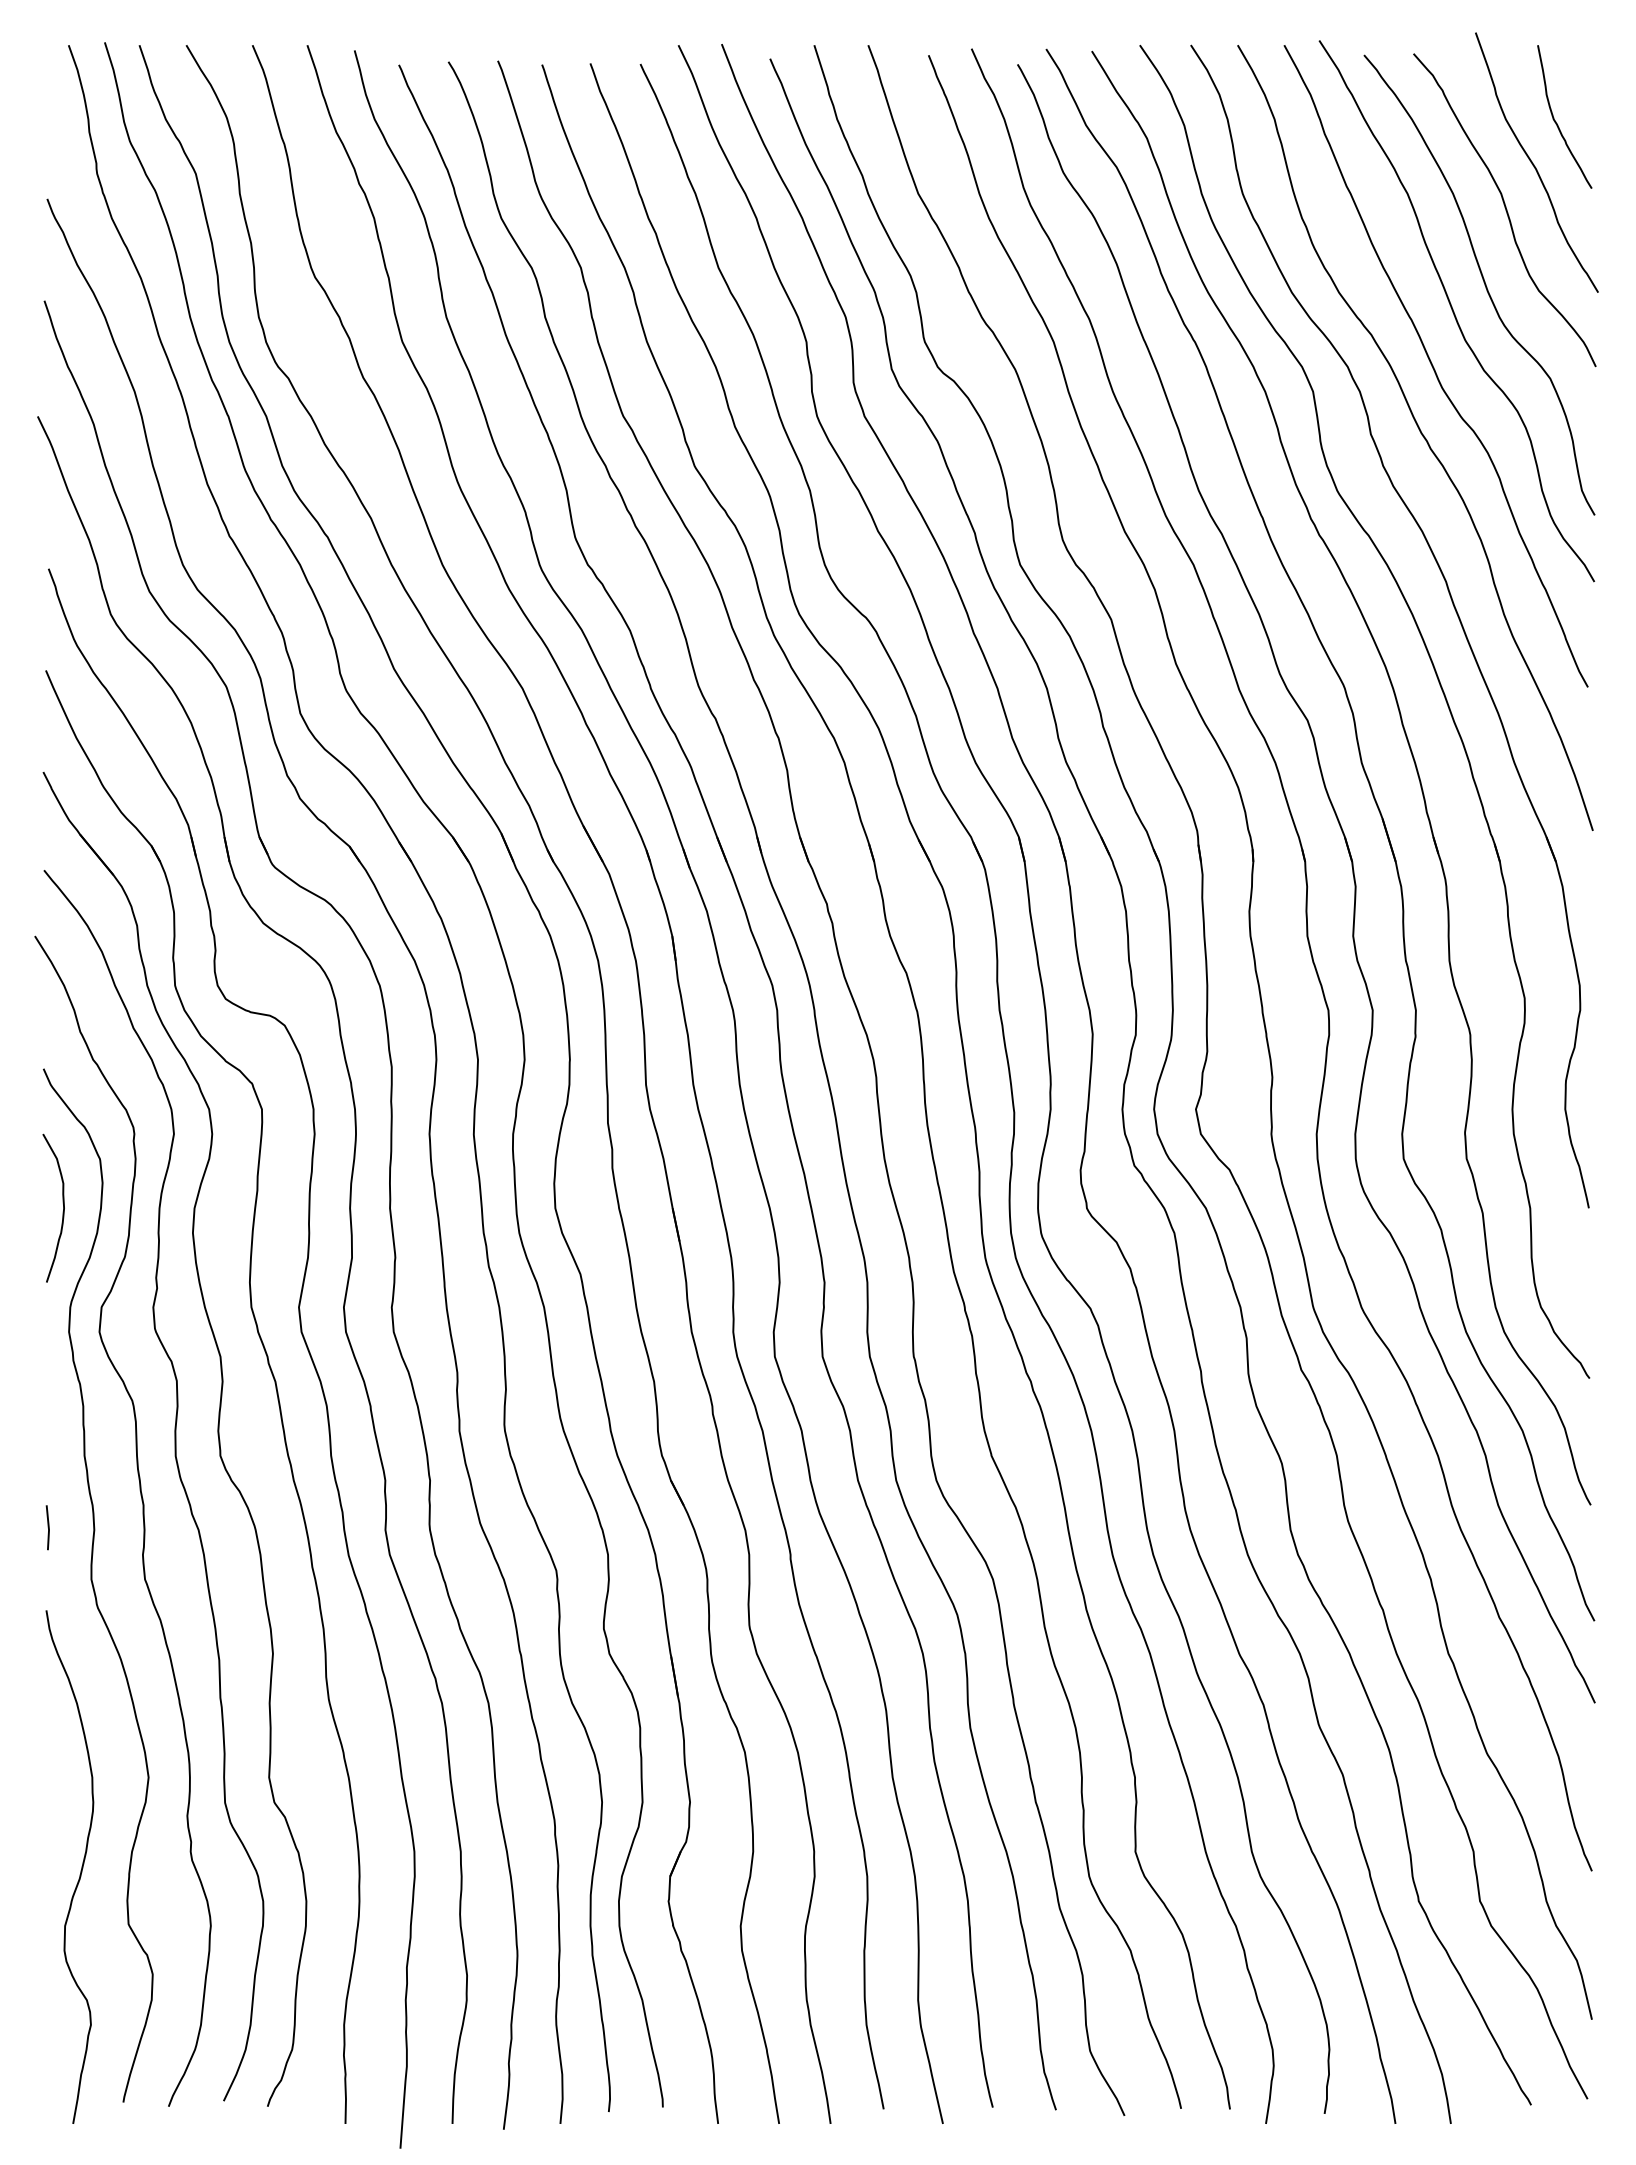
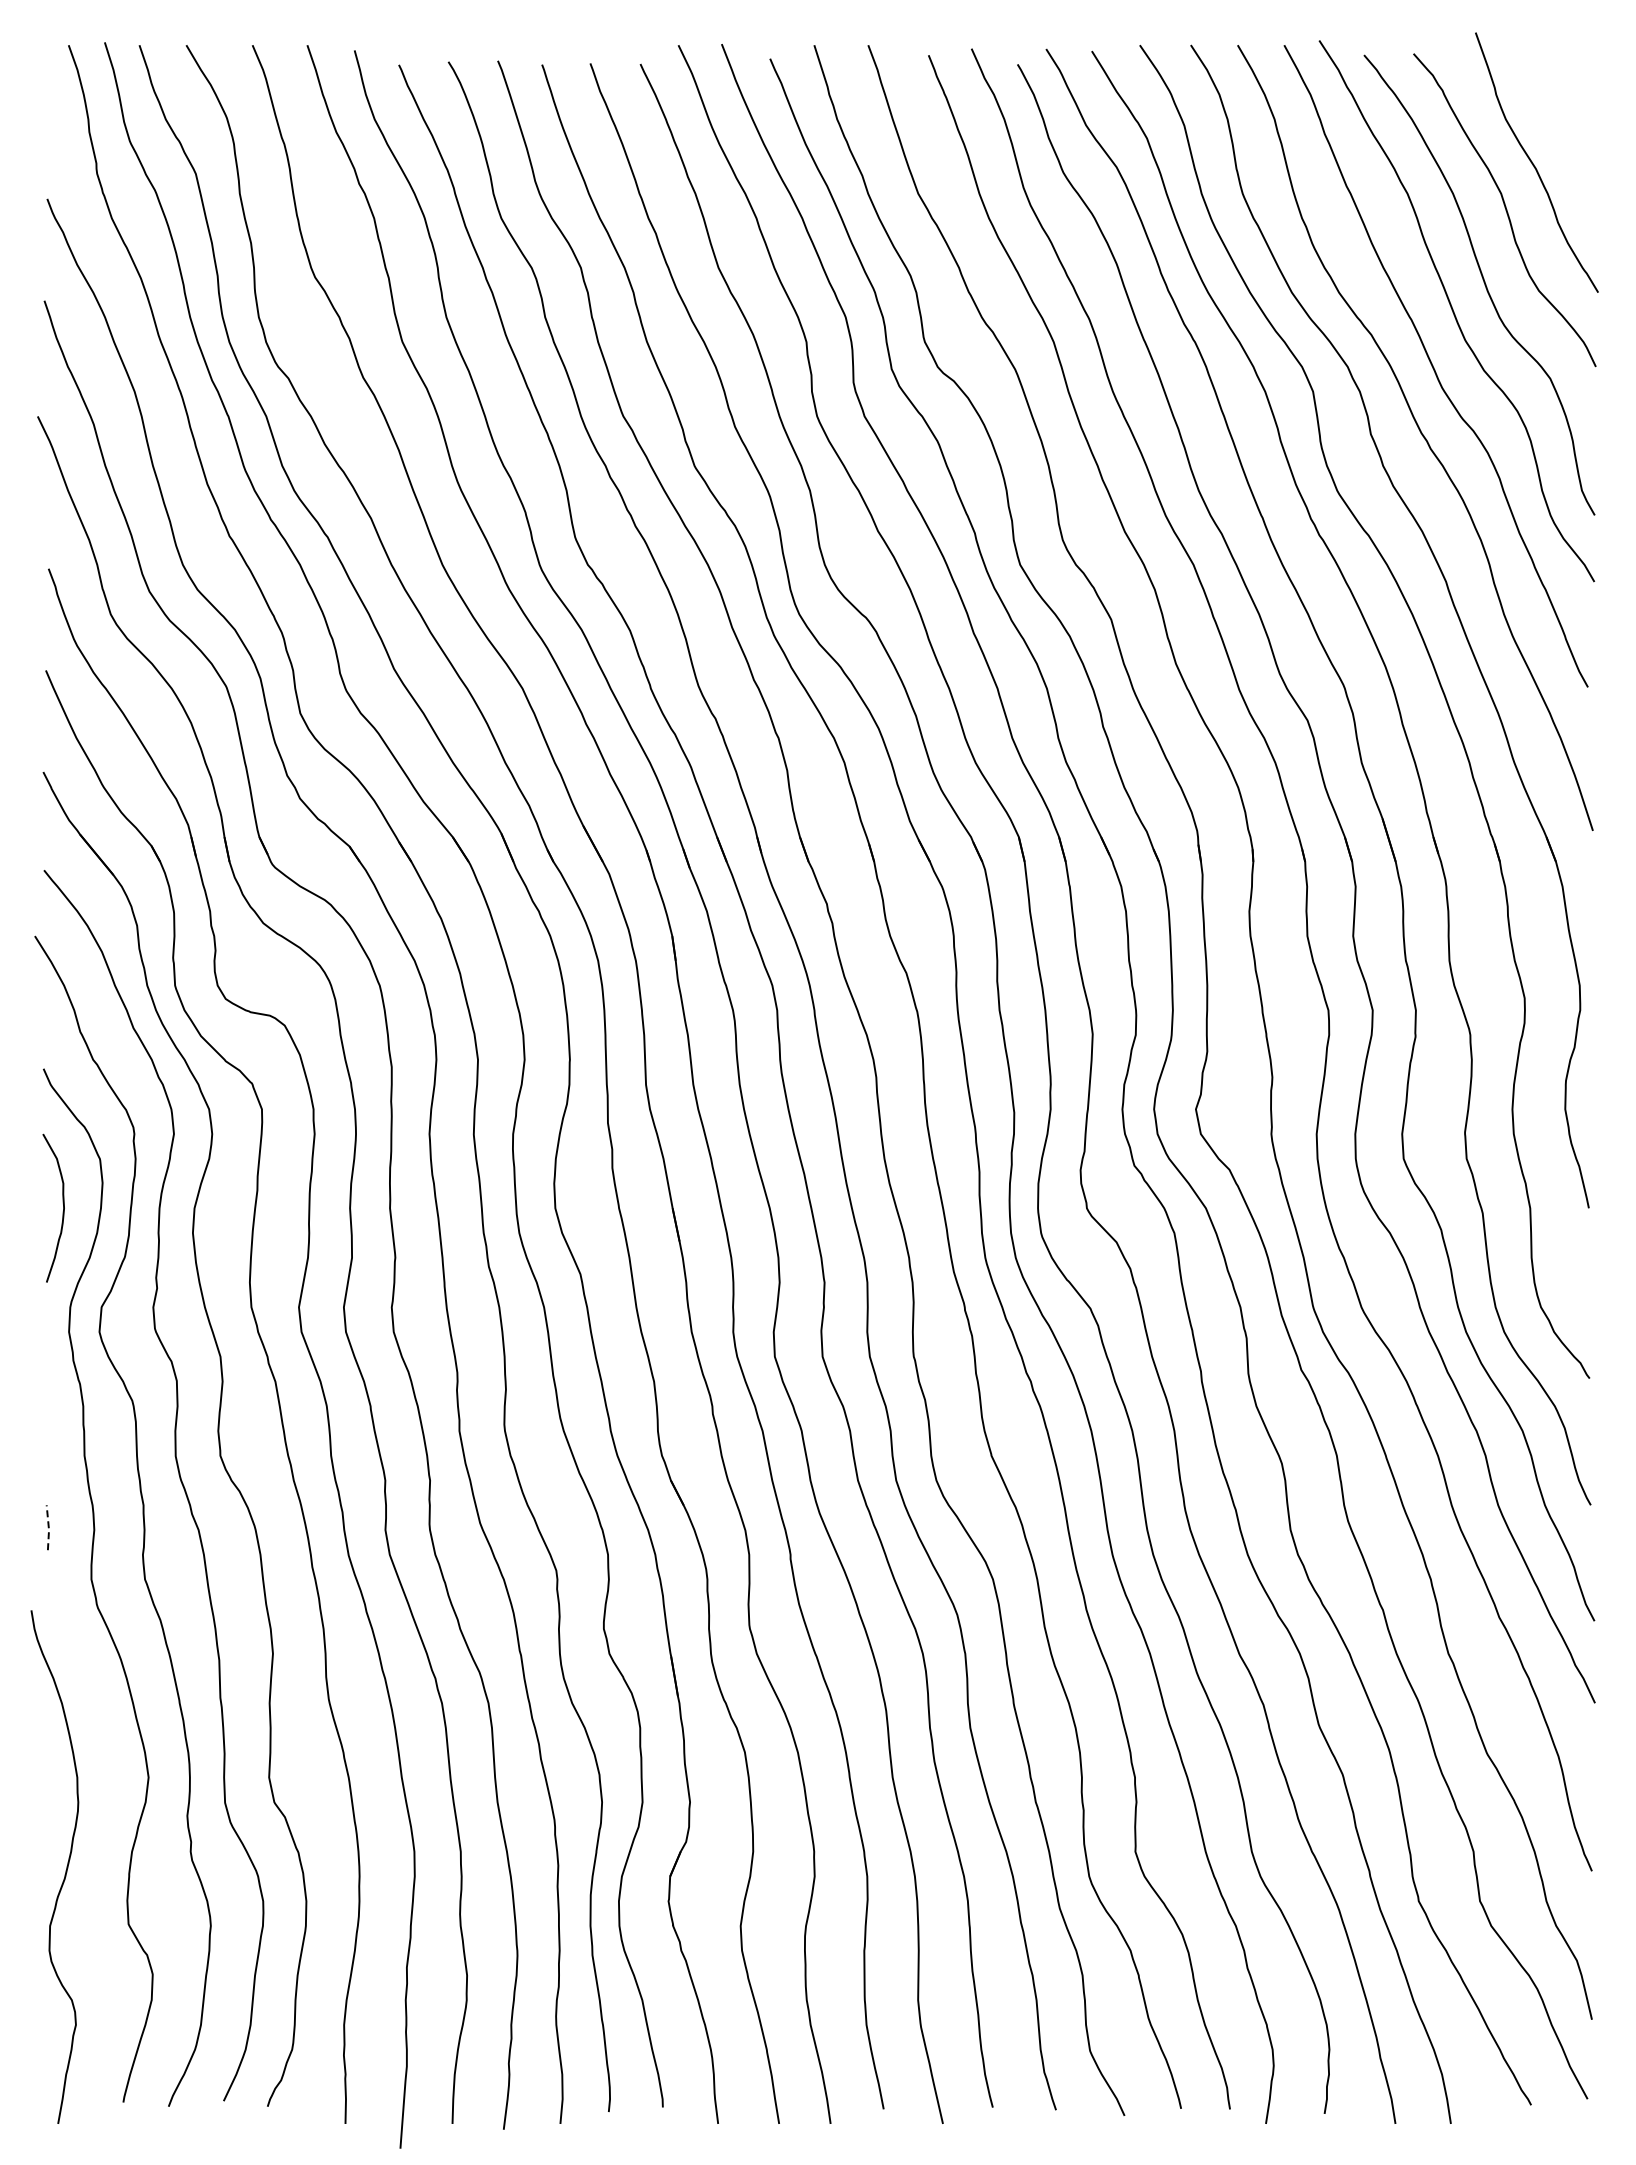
curve: present -> none (1556, 121)
line: solid -> dashed (48, 1528)
curve position: (80, 1870) -> (65, 1870) (65, 1870)
